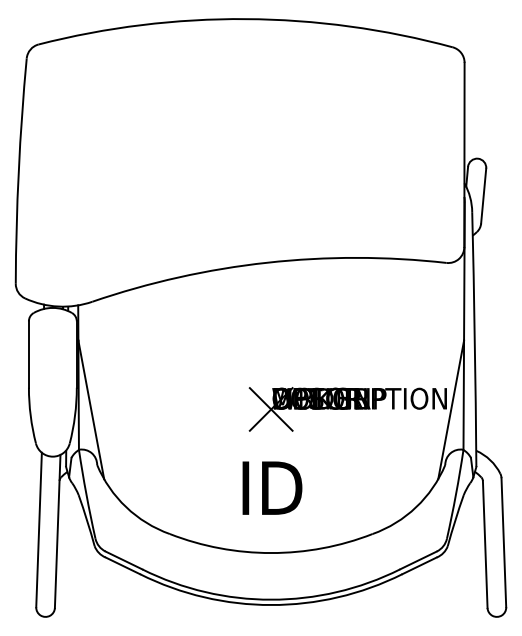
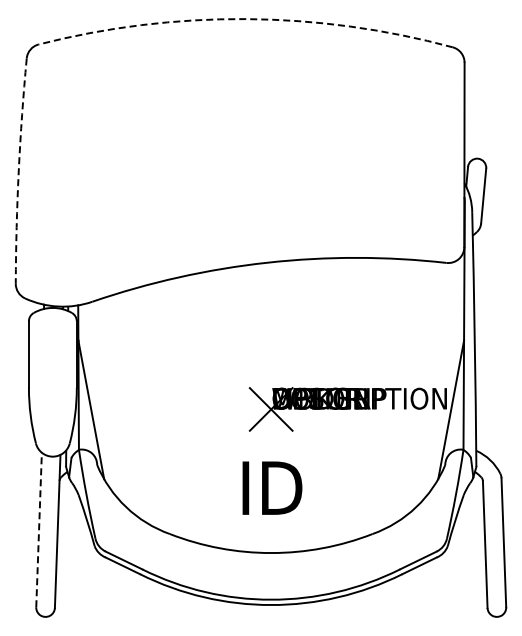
arc: solid -> dashed (245, 19)
arc: solid -> dashed (18, 171)
line: solid -> dashed (39, 529)
